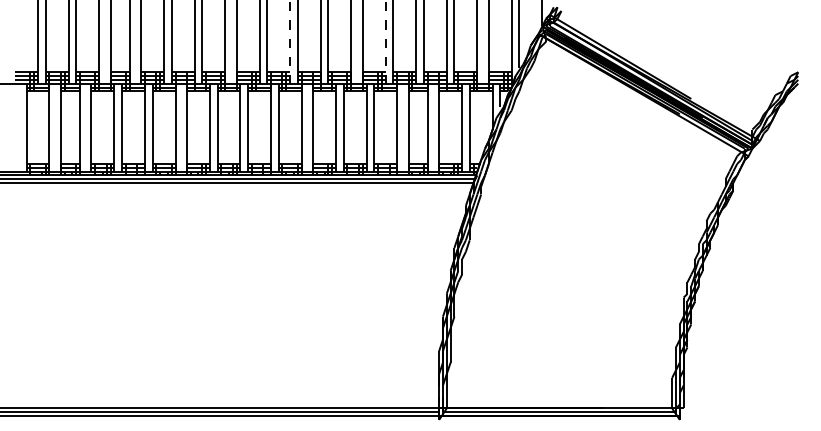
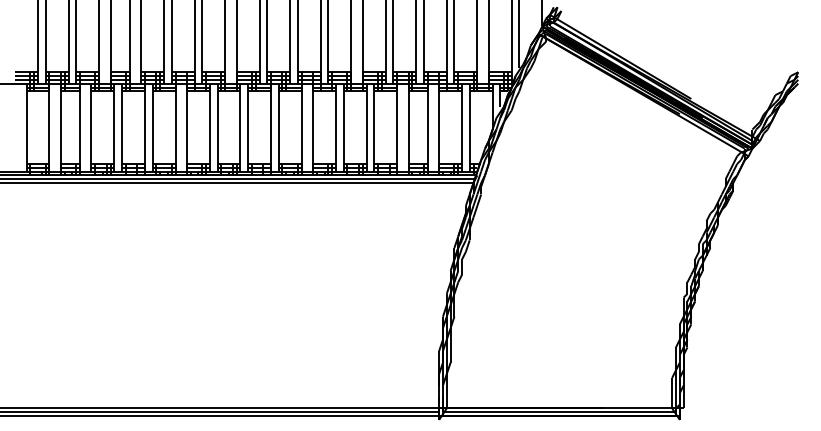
line: dashed -> solid (290, 41)
line: dashed -> solid (385, 41)
